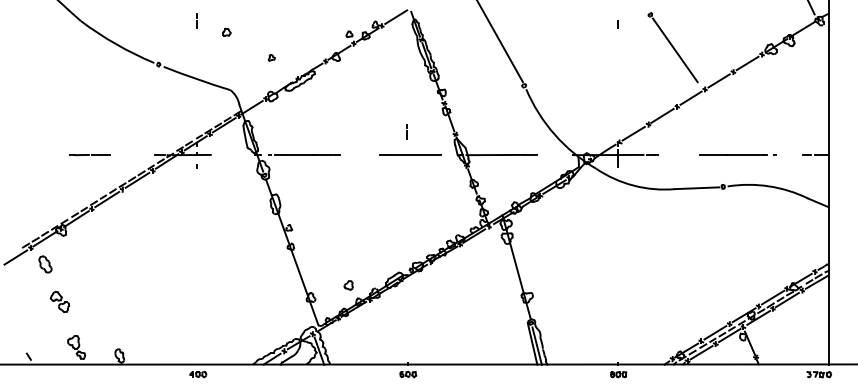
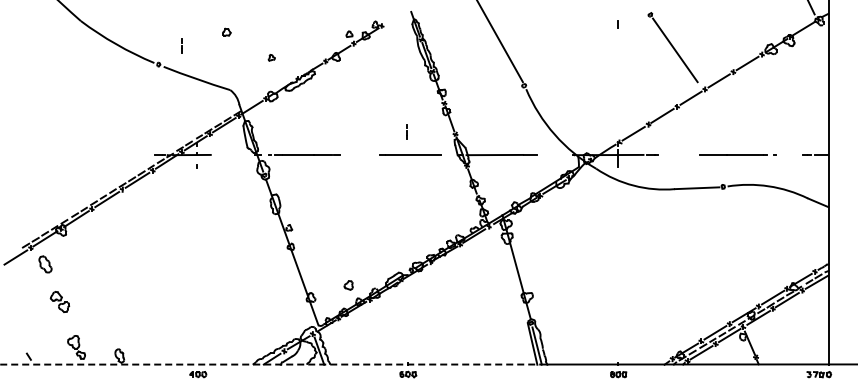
line: present -> none (396, 16)
line position: (196, 20) -> (181, 45) (181, 45)
line: present -> none (89, 155)
line: solid -> dashed (271, 364)
